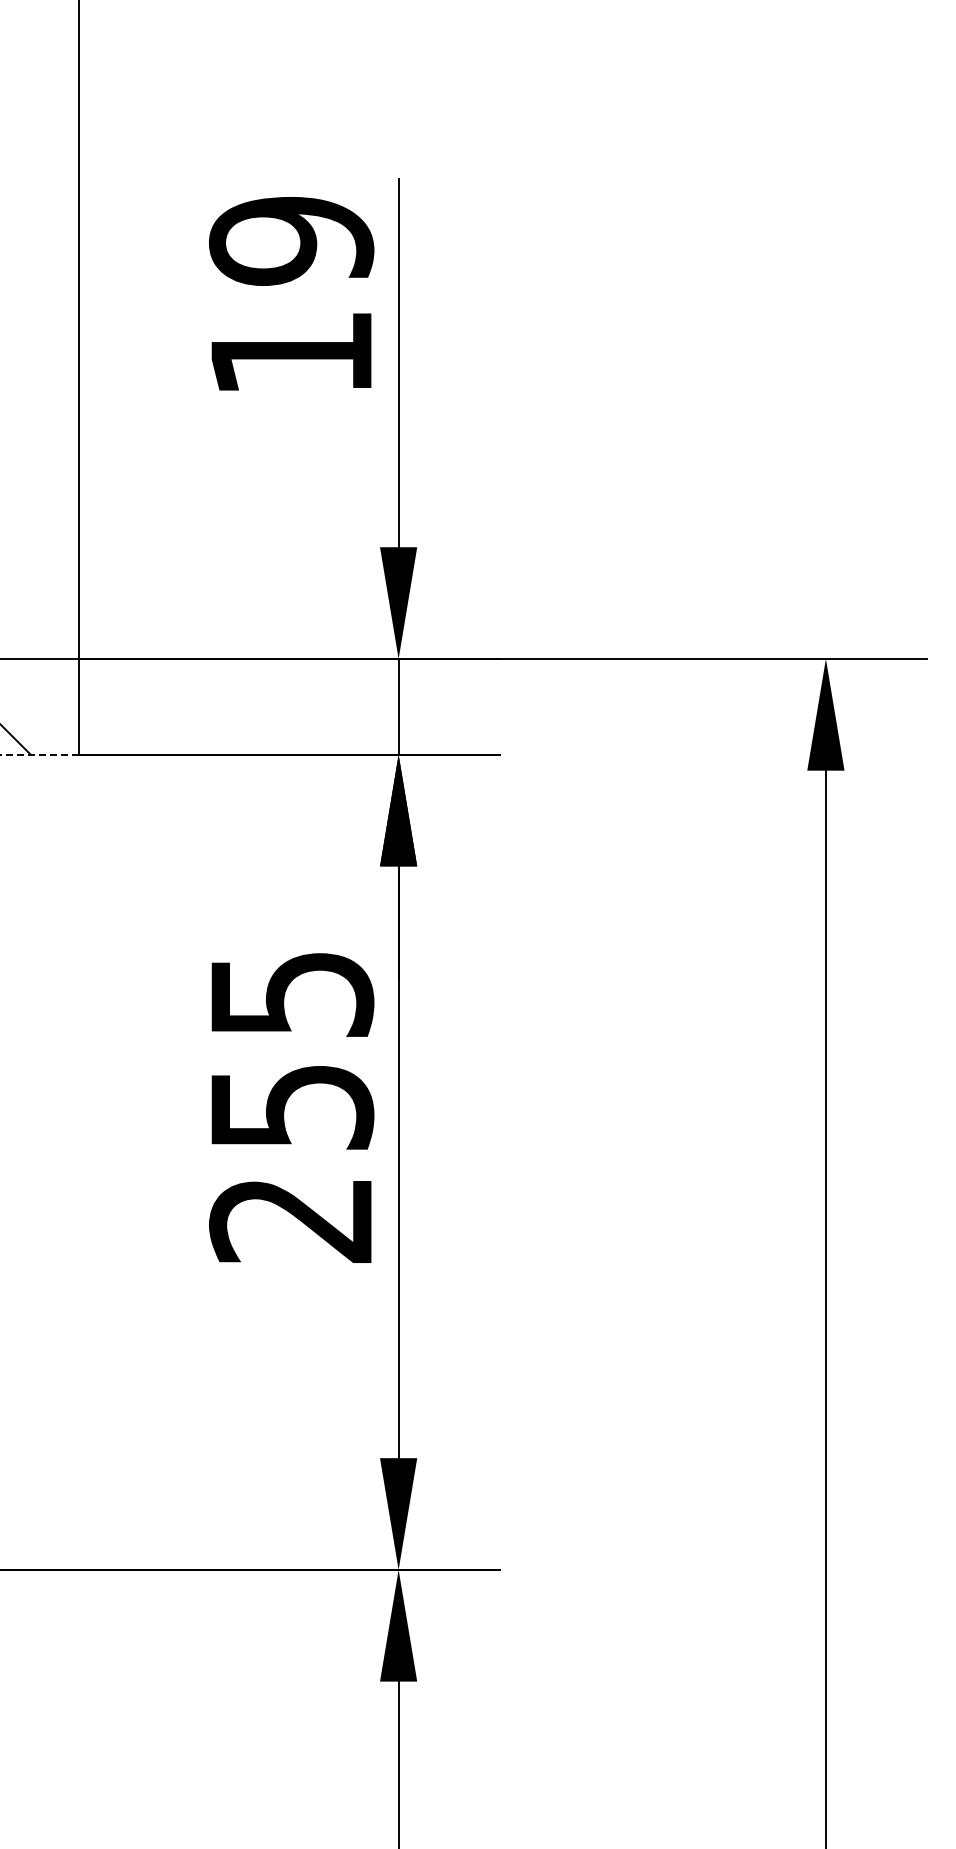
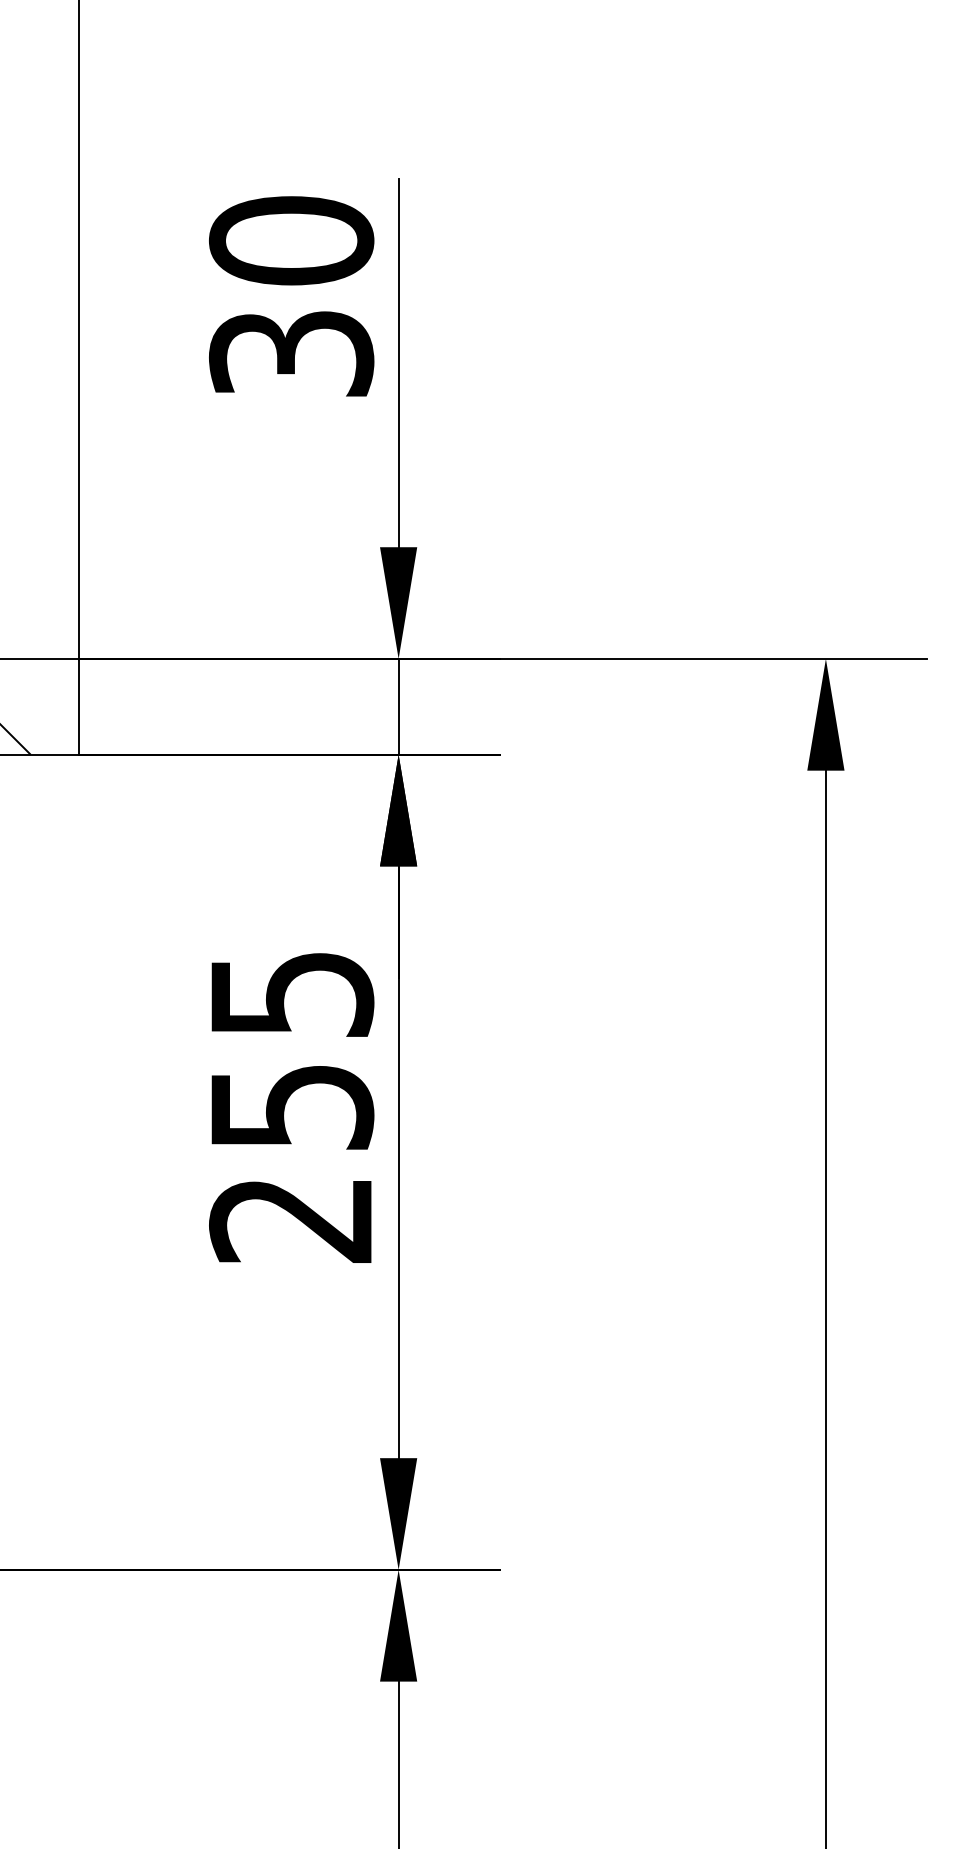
text: 19 -> 30 (291, 296)
line: dashed -> solid (40, 754)
